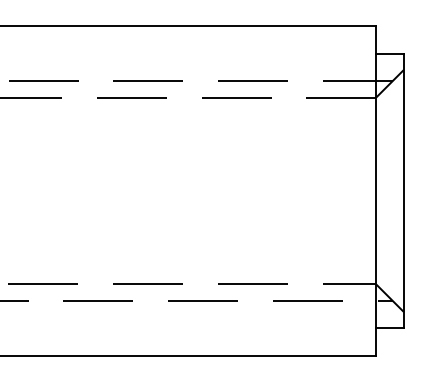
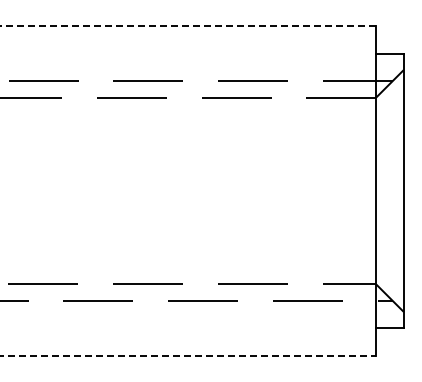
line: solid -> dashed (188, 26)
line: solid -> dashed (188, 355)
